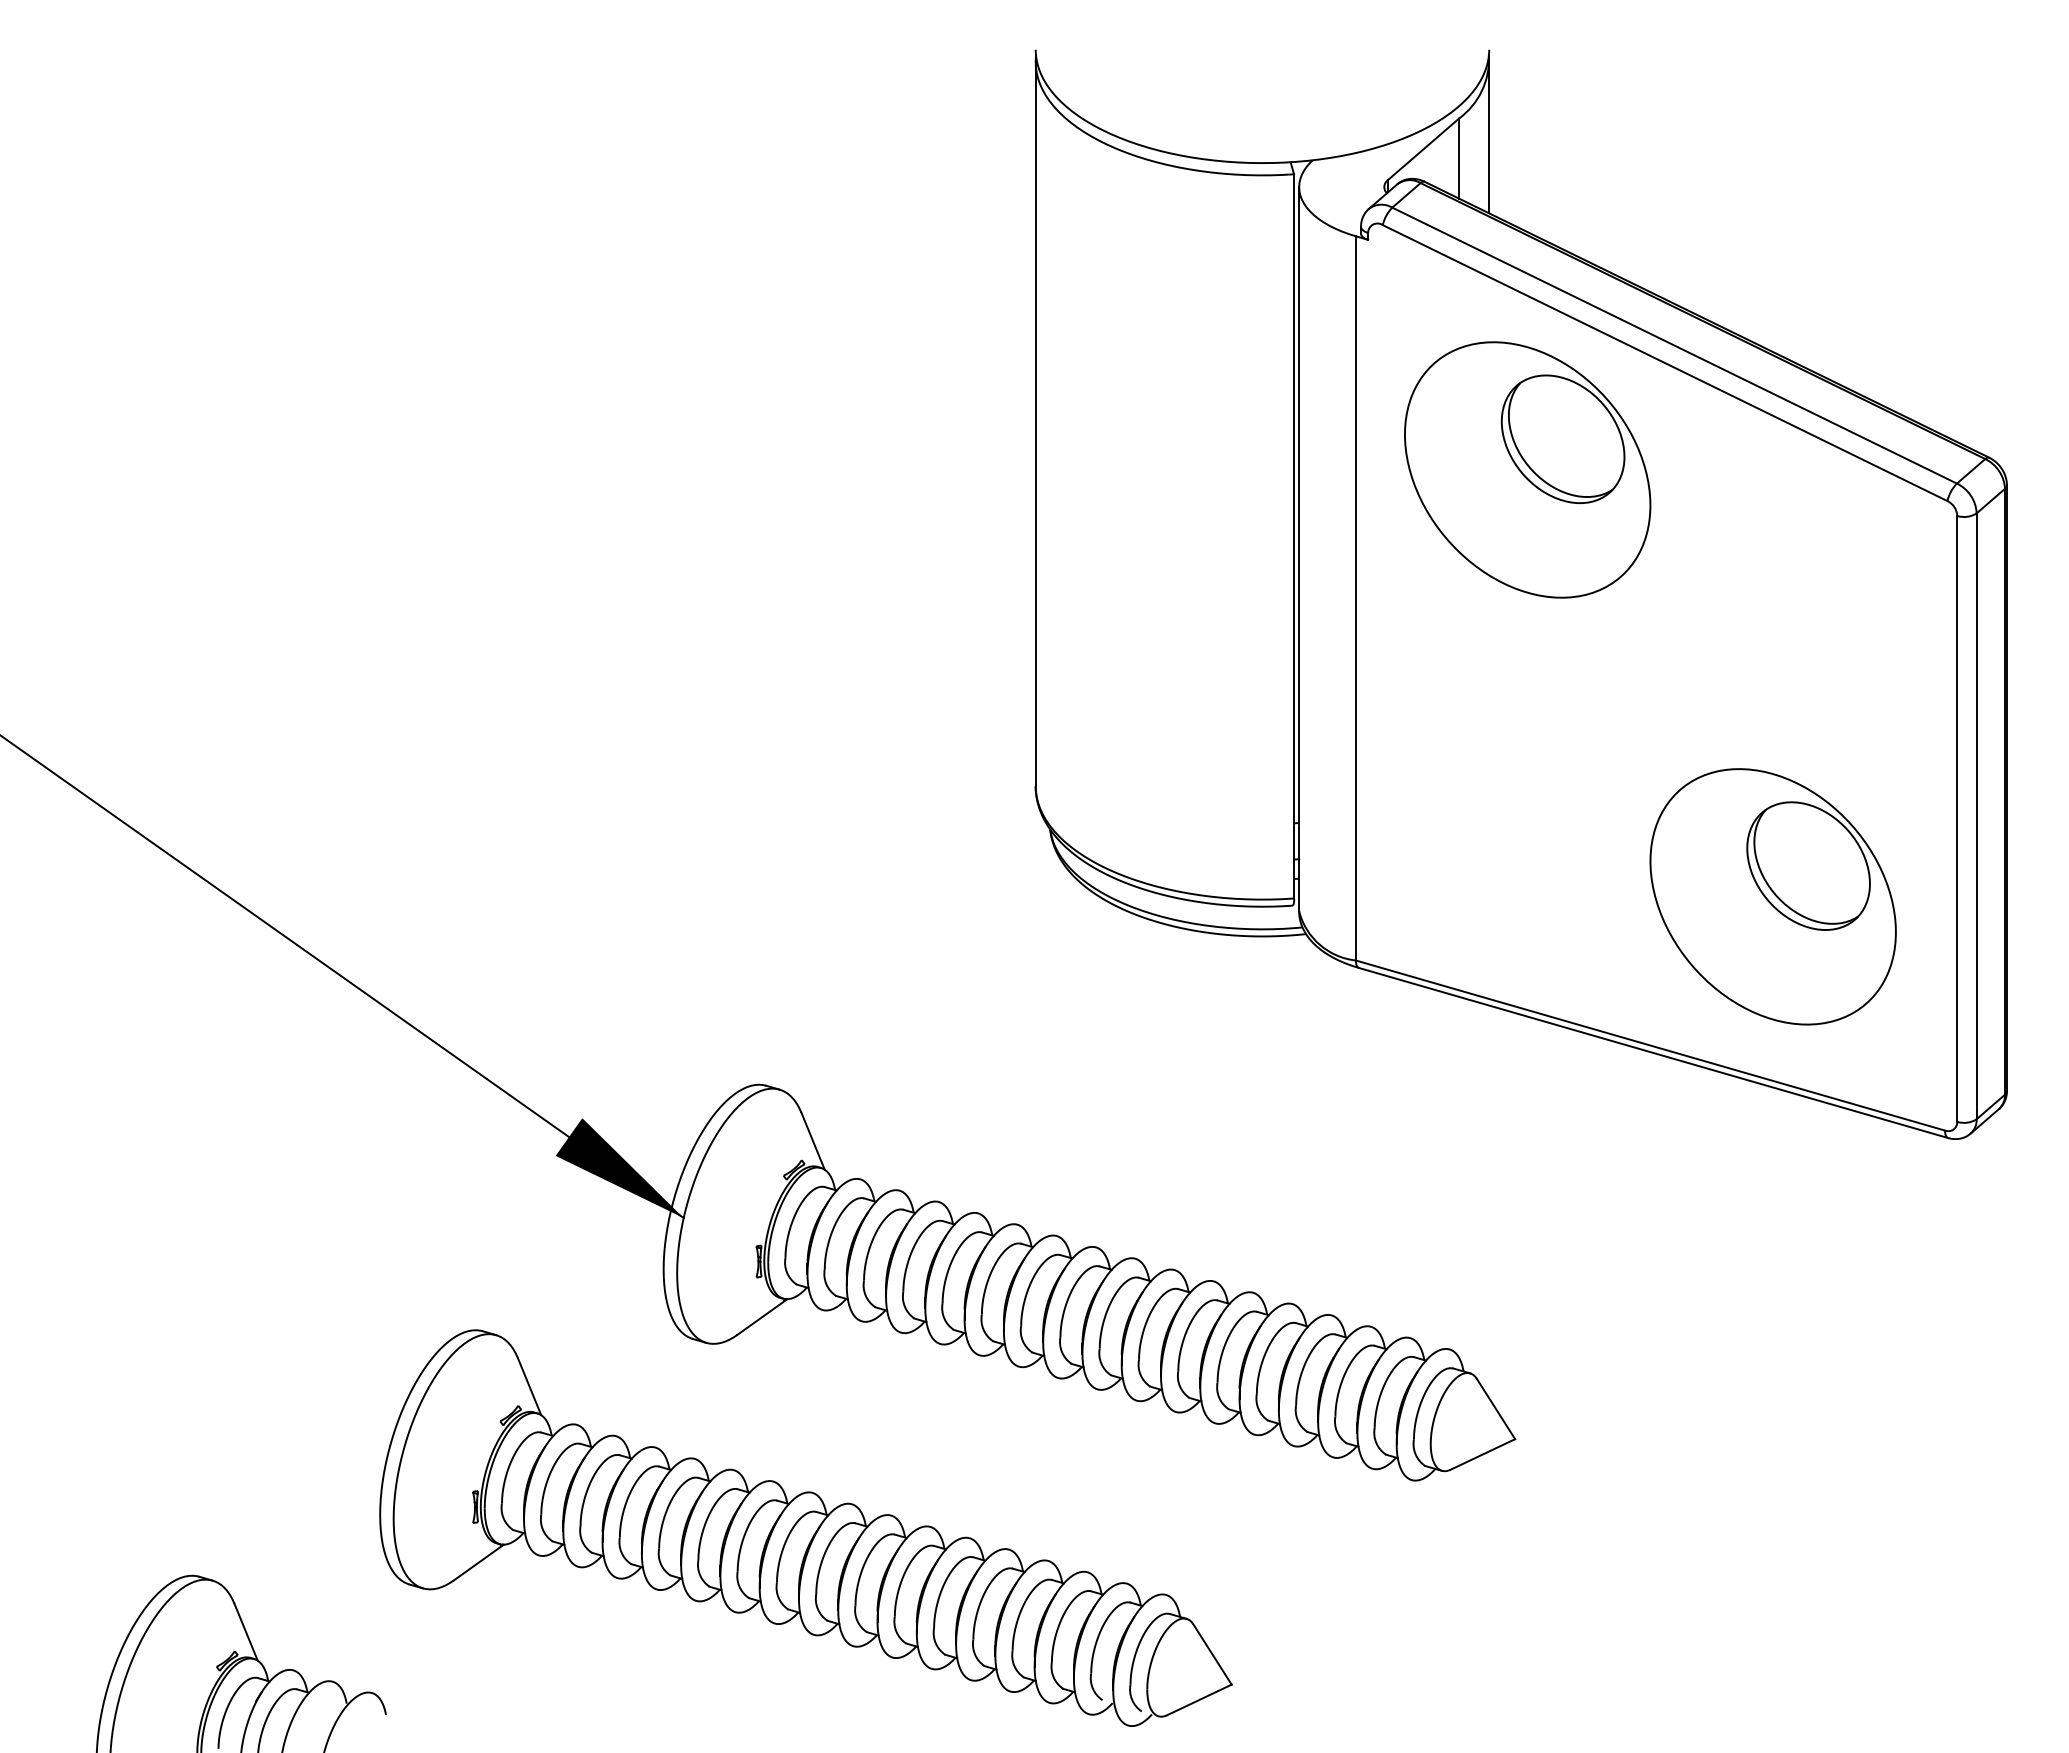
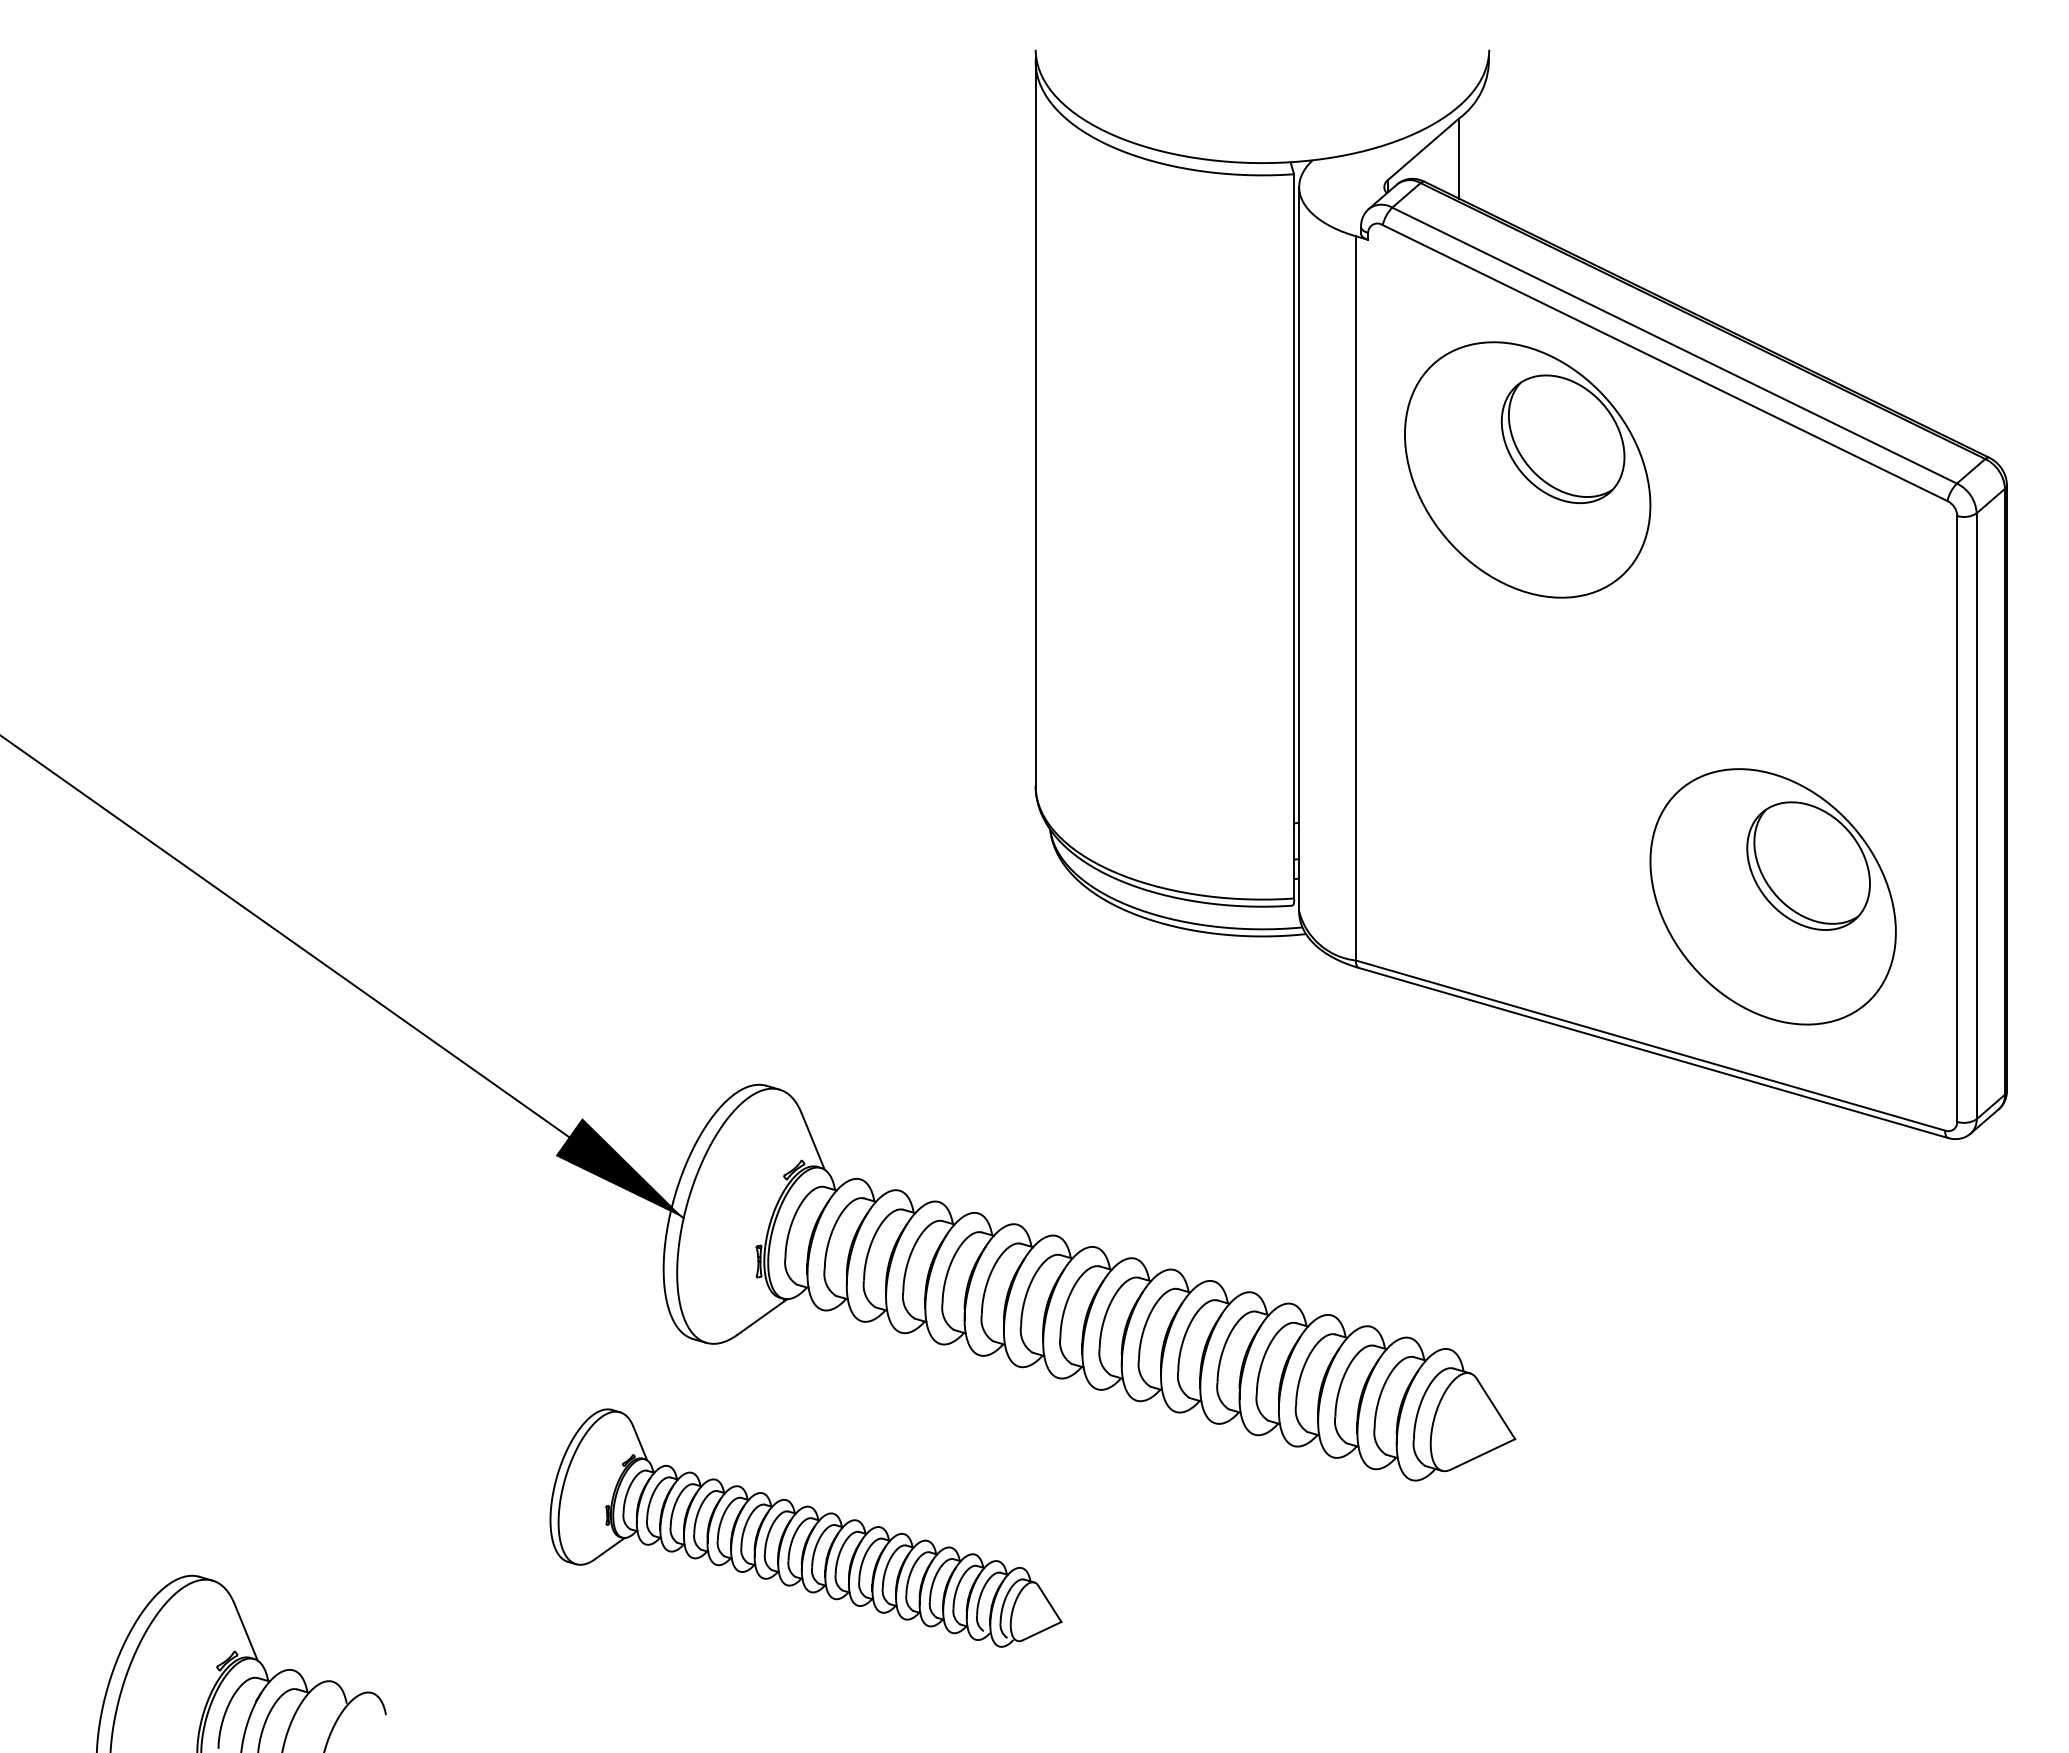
line: present -> none (1489, 137)
part size: 854x398 px -> 514x240 px (805, 1527)
